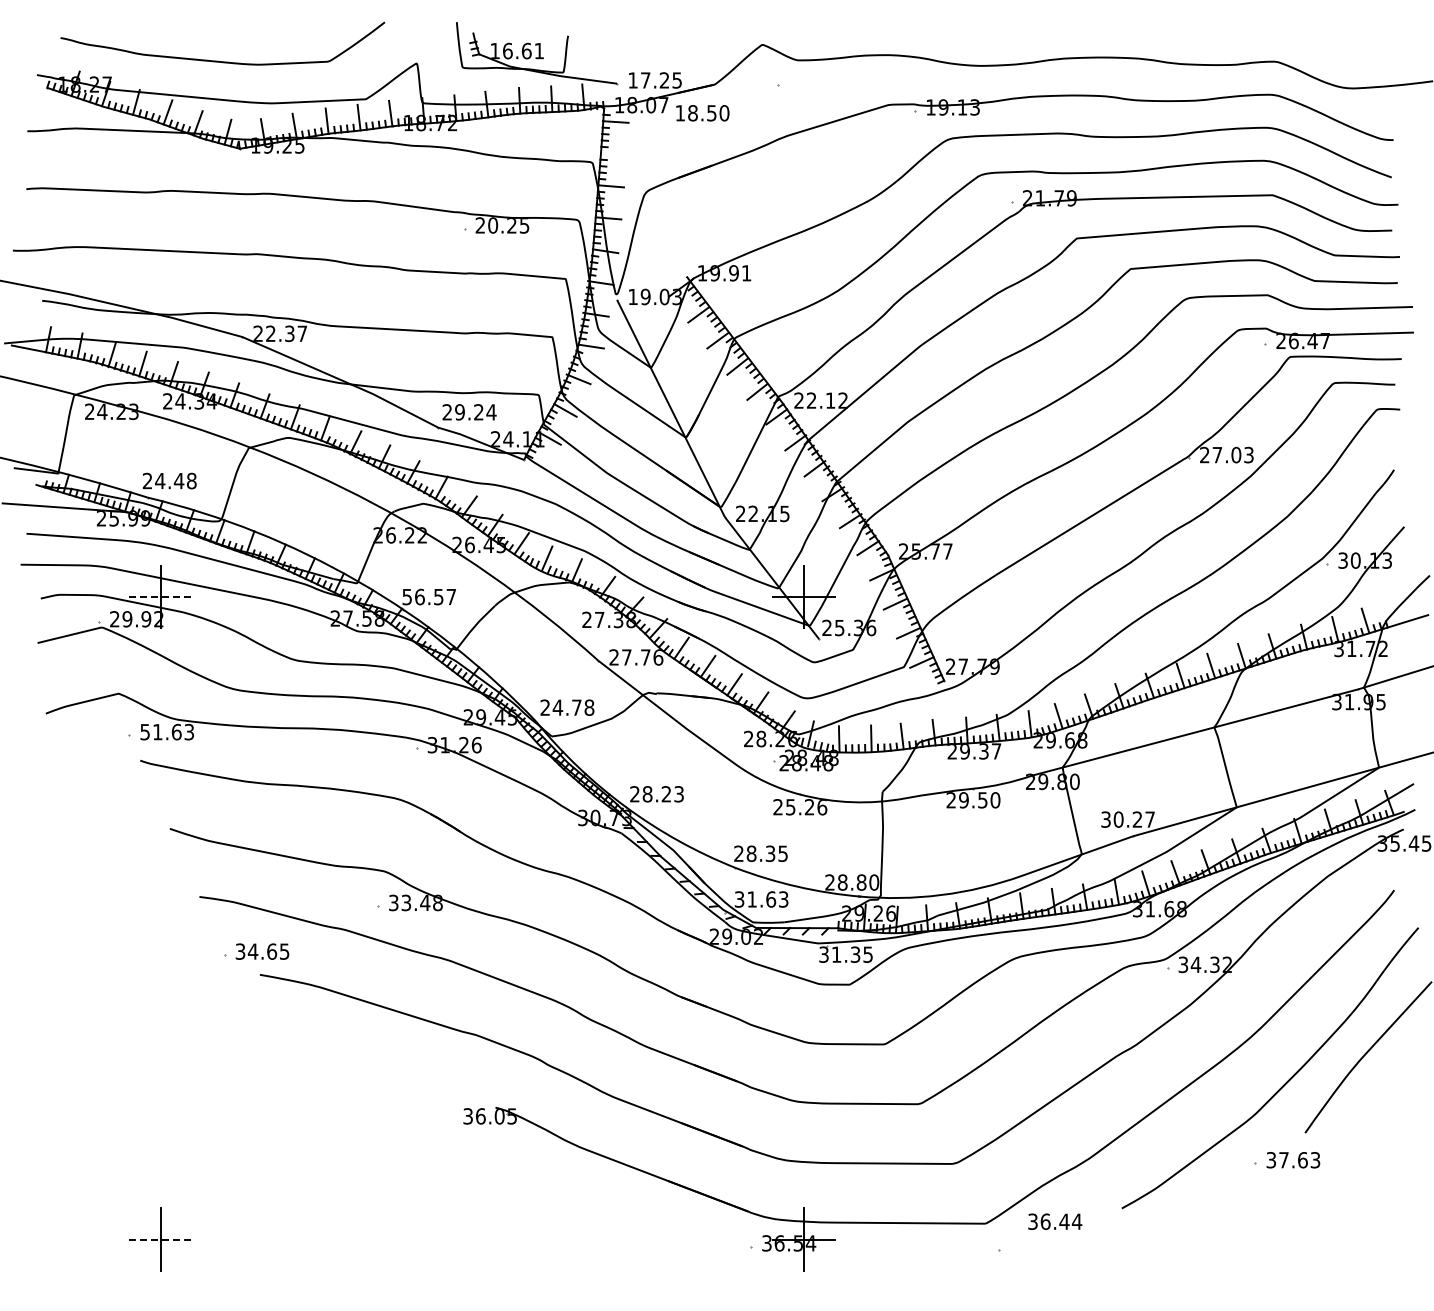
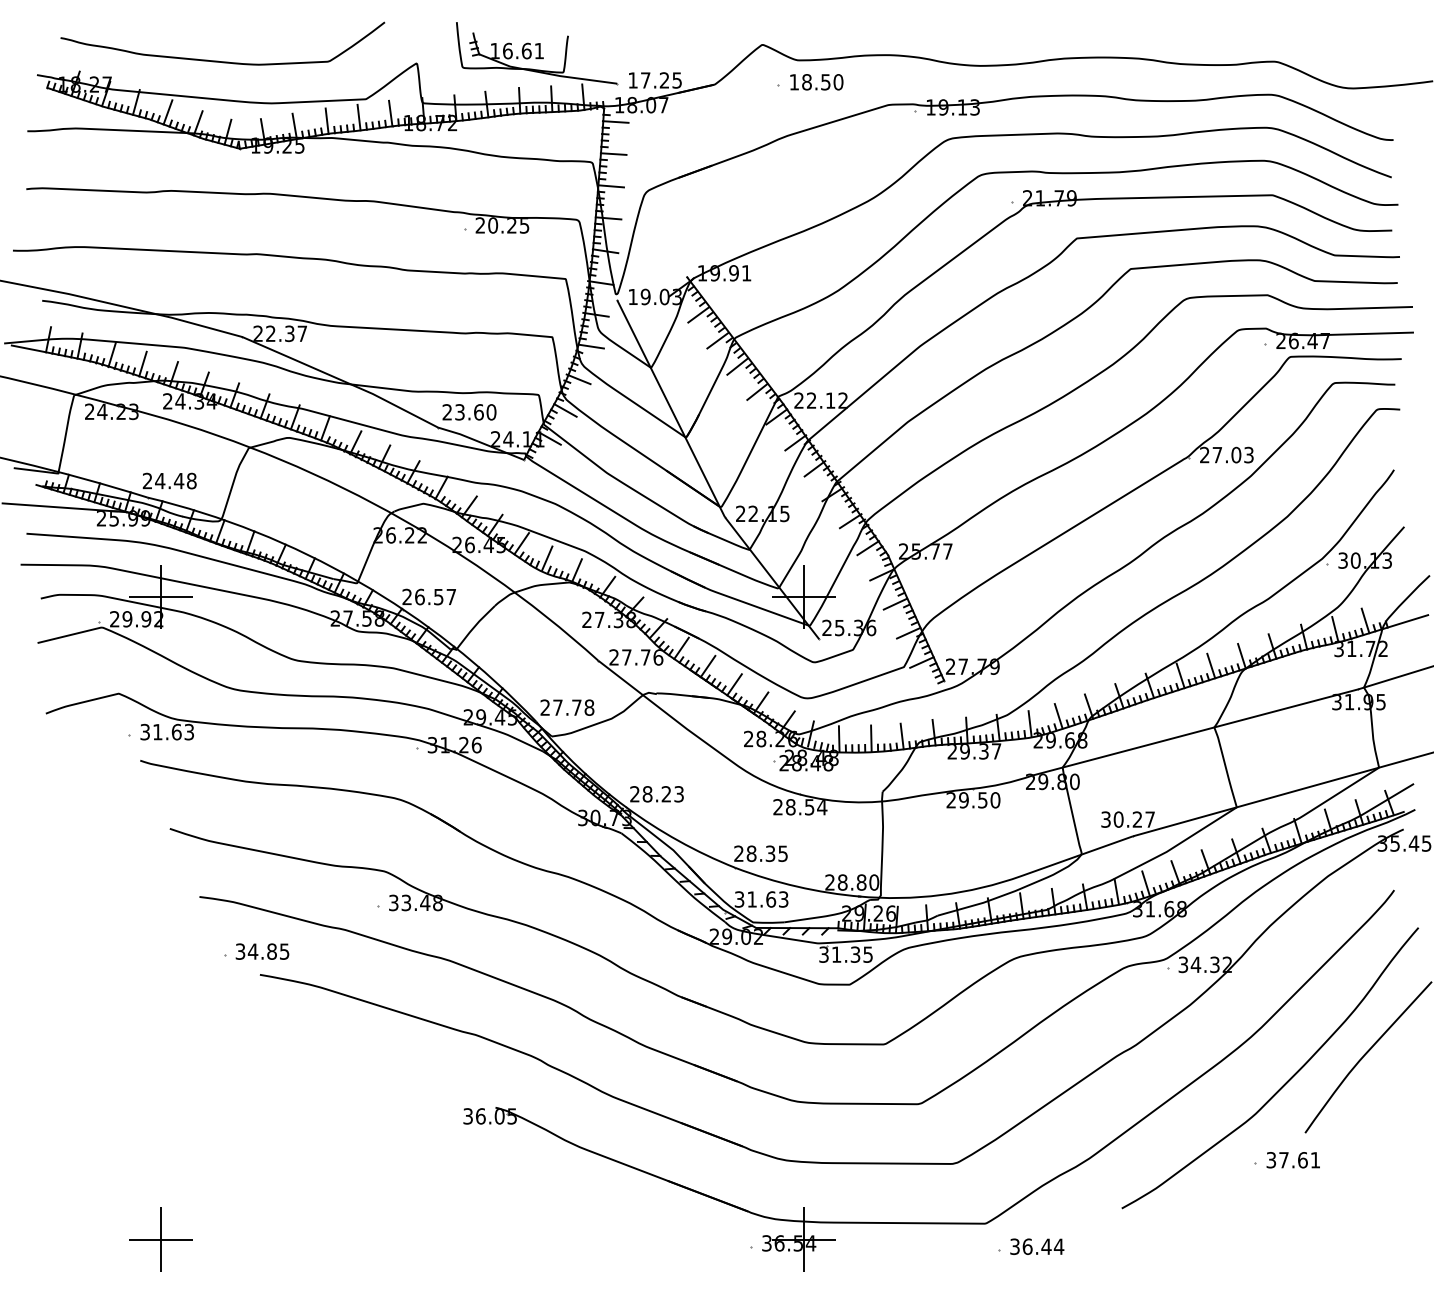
text position: (702, 113) -> (816, 82) (816, 82)
line: none -> present (613, 153)
text: 29.24 -> 23.60 (475, 412)
line: dashed -> solid (161, 596)
text: 56.57 -> 26.57 (406, 596)
text: 24.78 -> 27.78 (557, 707)
text: 51.63 -> 31.63 (144, 731)
text: 25.26 -> 28.54 (806, 807)
text: 34.65 -> 34.85 (272, 951)
text: 37.63 -> 37.61 (1315, 1160)
text position: (1055, 1221) -> (1037, 1246) (1037, 1246)
line: dashed -> solid (161, 1239)
